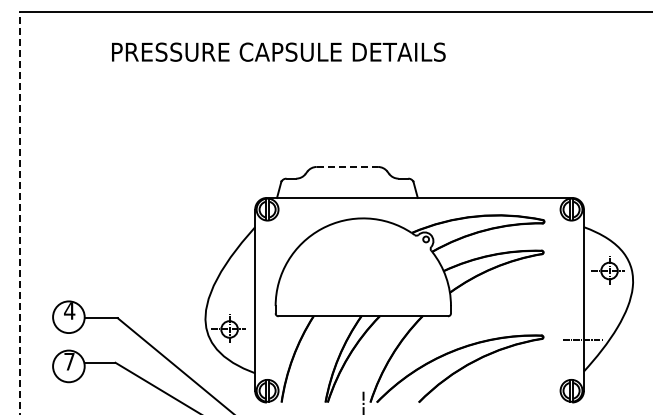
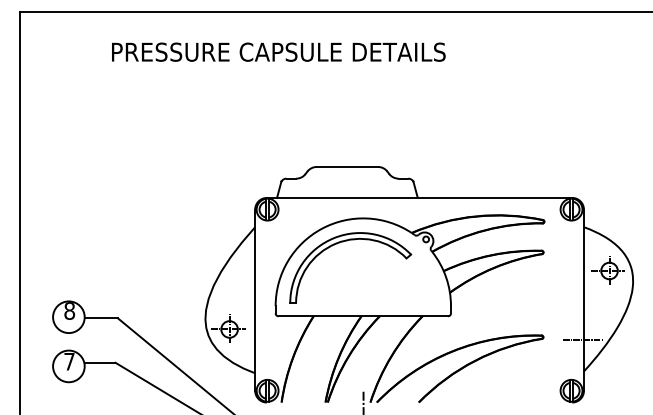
line: dashed -> solid (347, 166)
line: dashed -> solid (19, 213)
part: none -> present (343, 242)
text: 4 -> 8 (69, 310)
